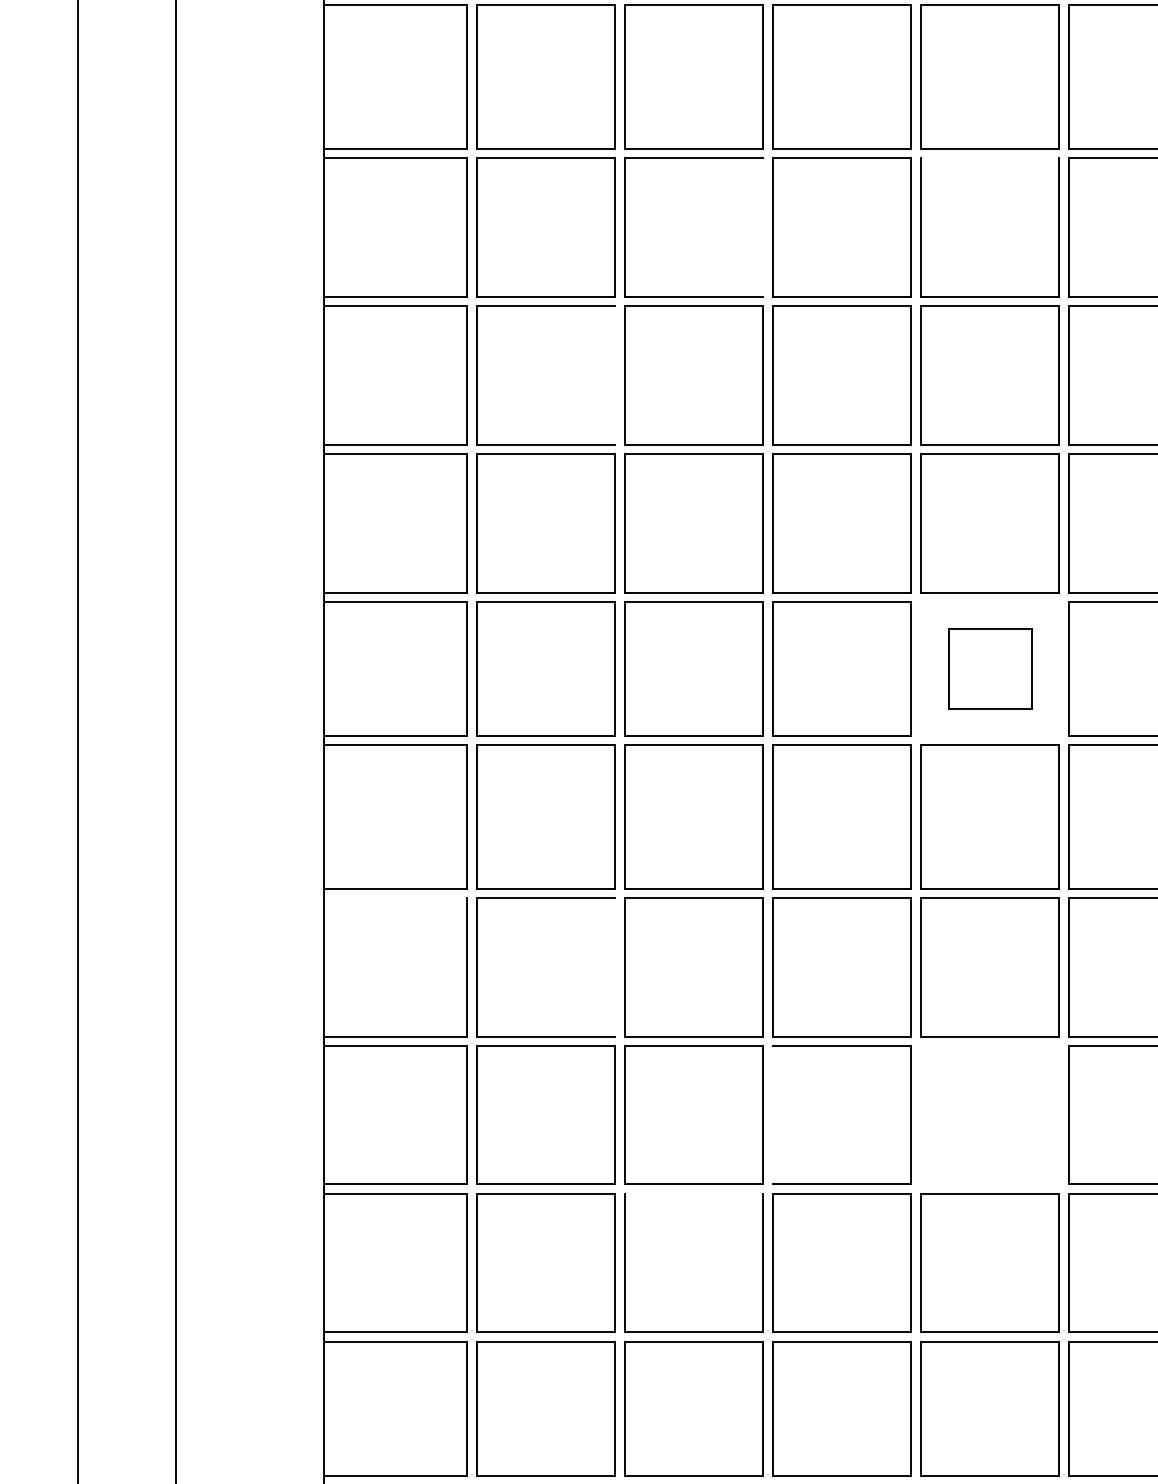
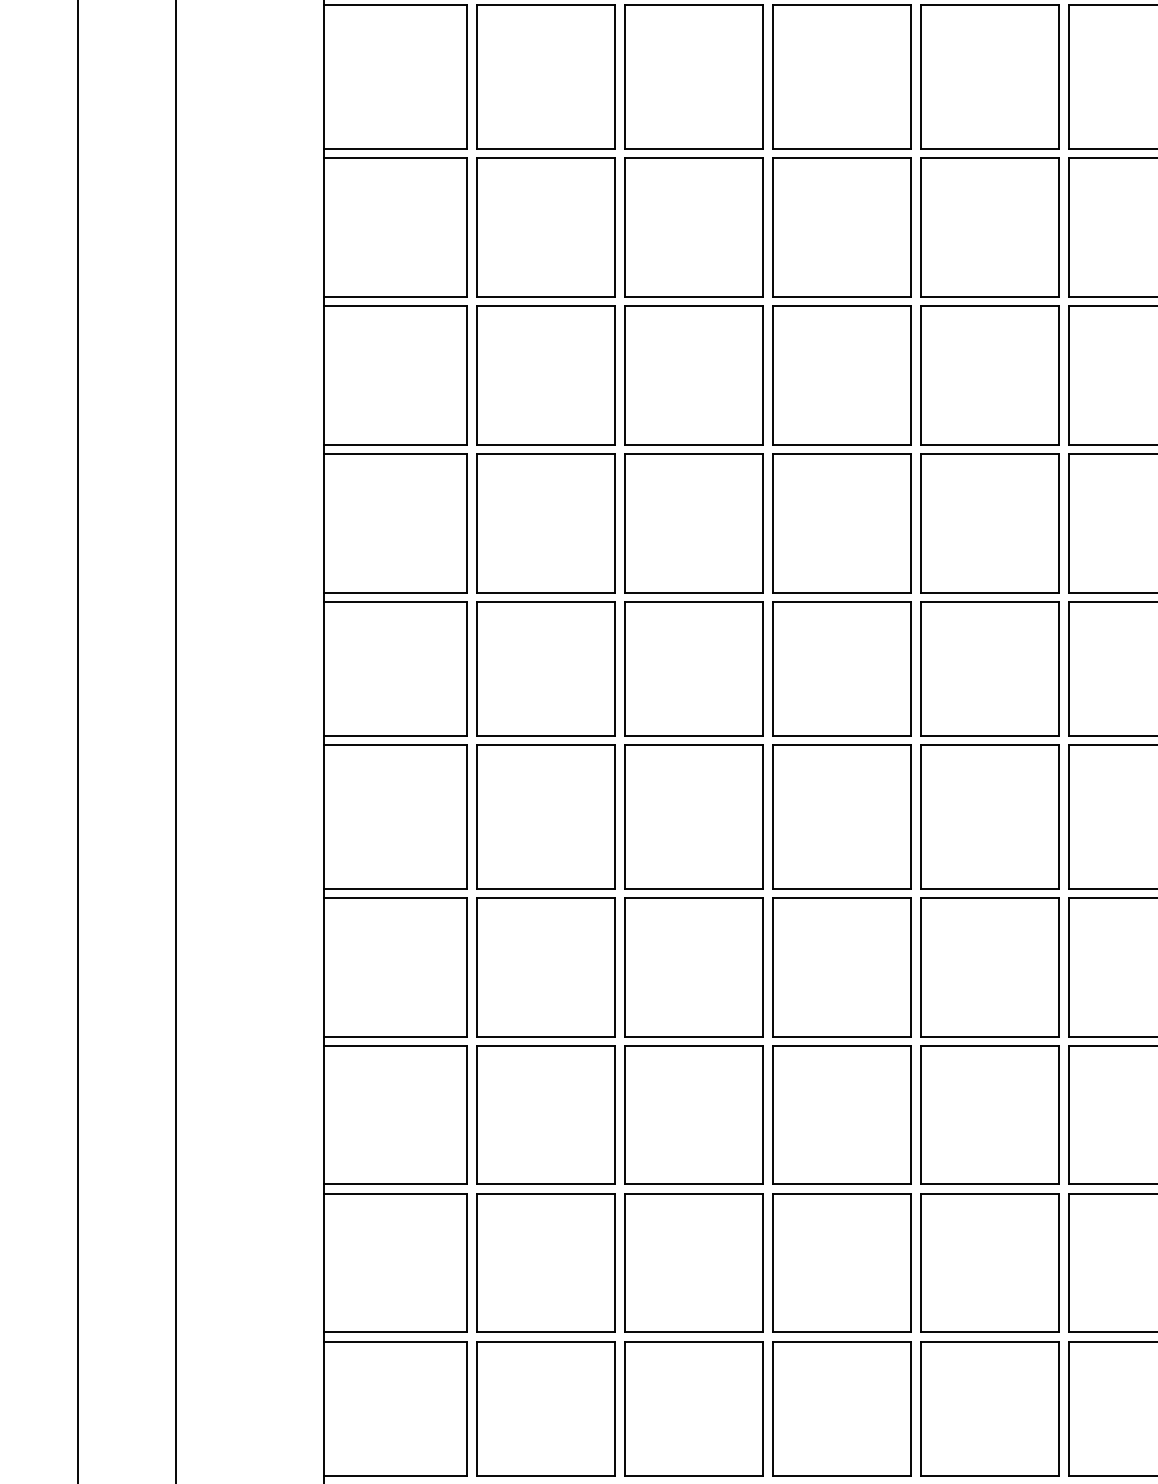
line: none -> present (990, 158)
line: none -> present (763, 227)
line: none -> present (615, 375)
part size: 85x82 px -> 140x136 px (989, 668)
line: none -> present (395, 898)
line: none -> present (615, 967)
part: none -> present (989, 1114)
line: none -> present (773, 1115)
line: none -> present (694, 1194)
